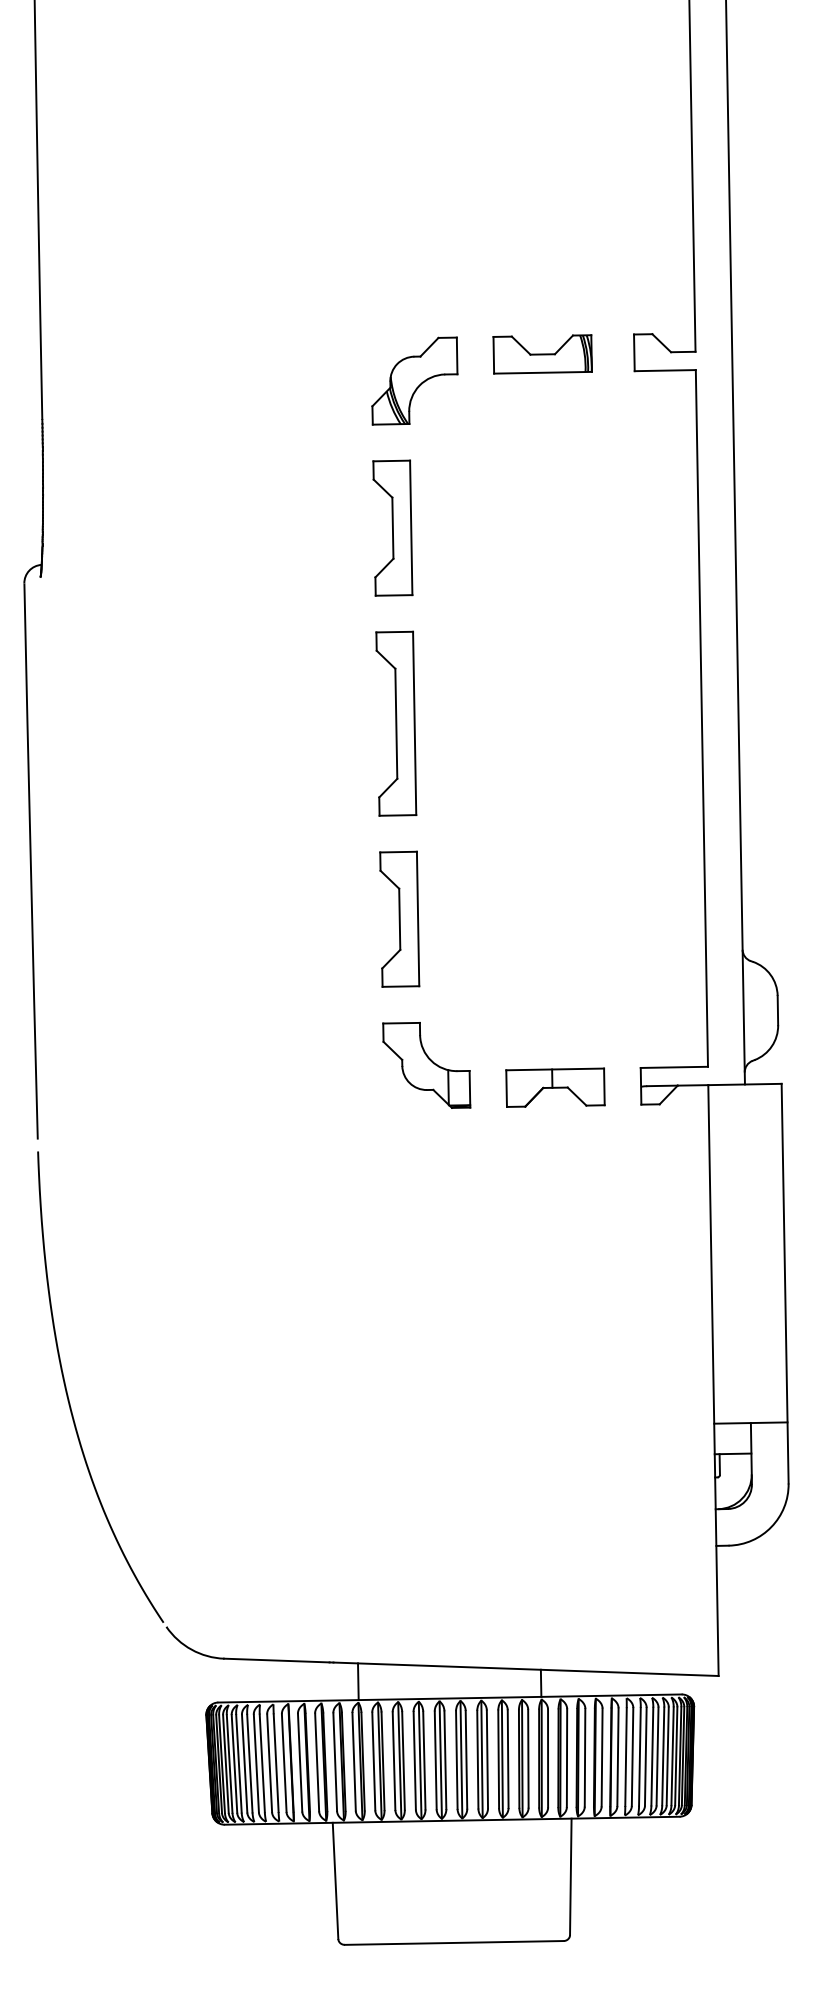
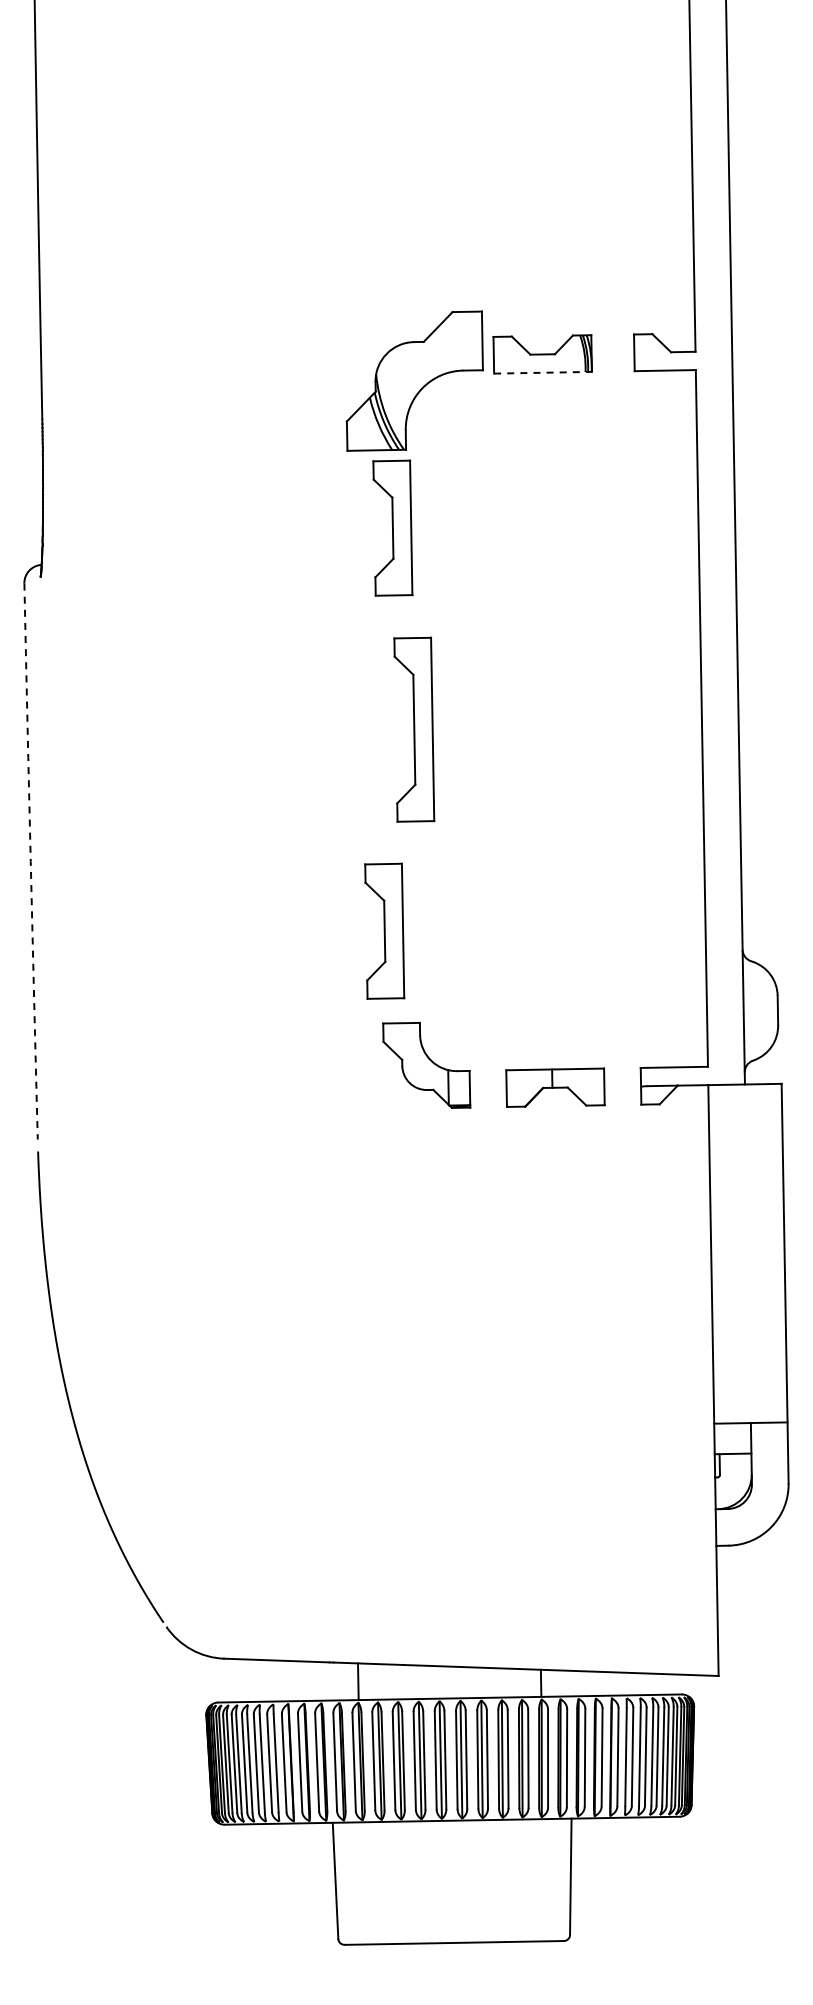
line: solid -> dashed (543, 372)
part size: 88x90 px -> 139x142 px (414, 380)
part position: (396, 723) -> (414, 729) (414, 729)
arc: solid -> dashed (30, 861)
part position: (399, 918) -> (384, 930) (384, 930)
